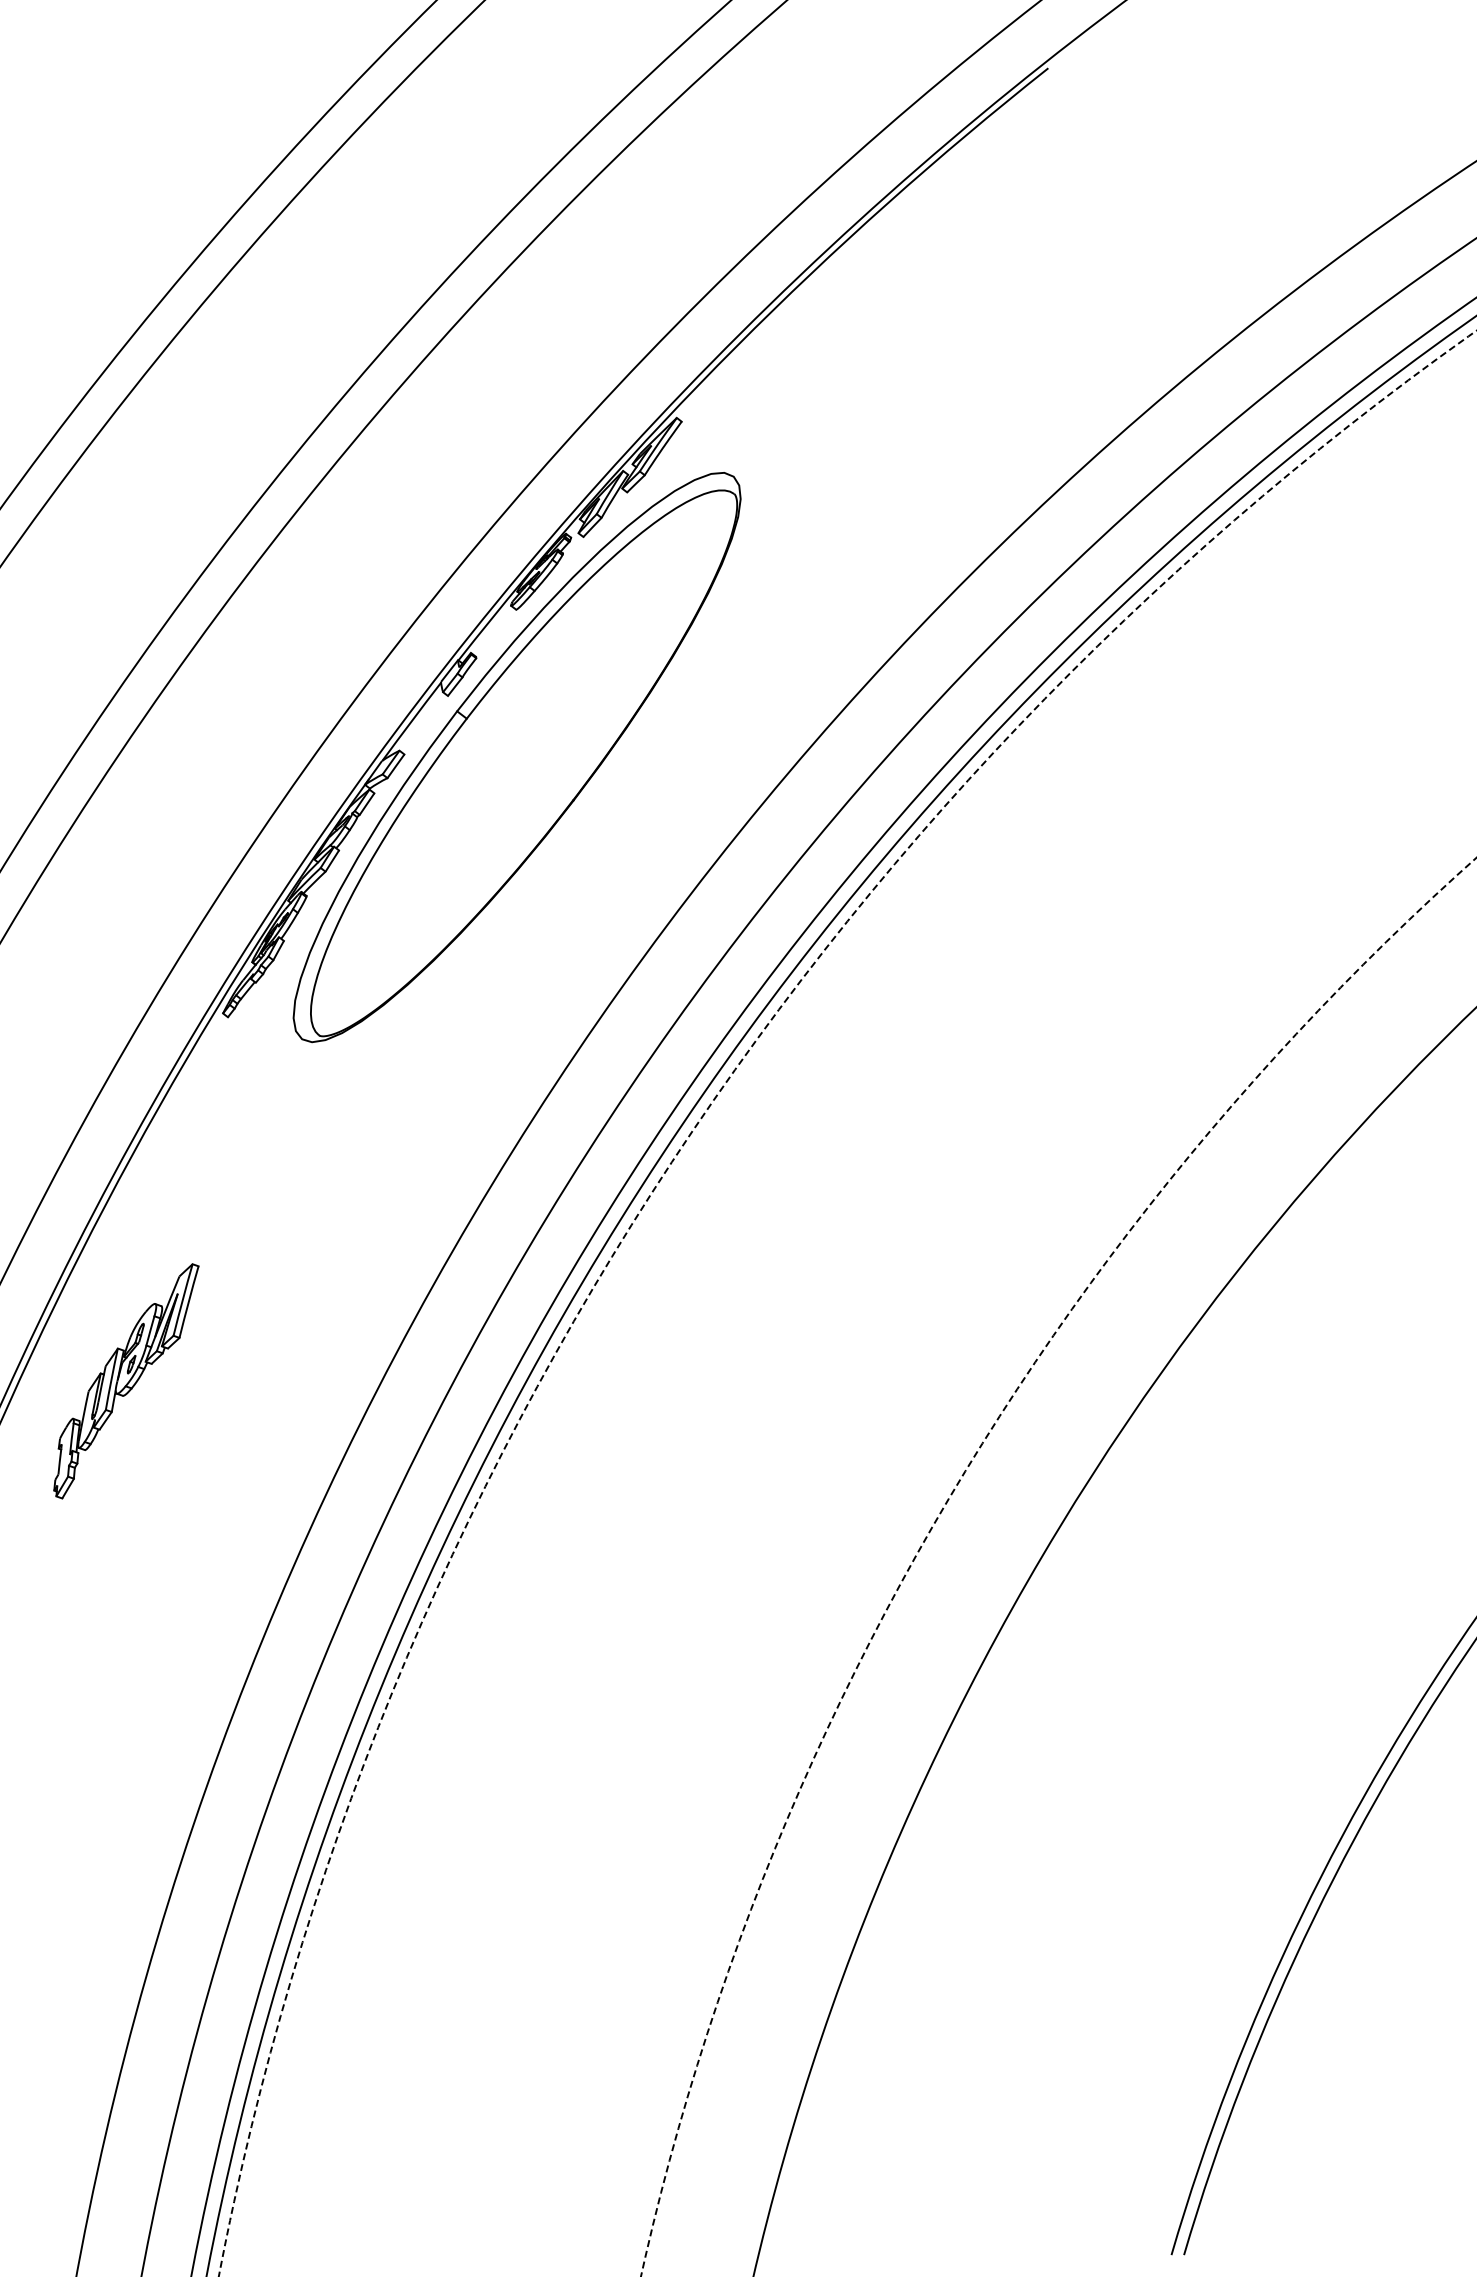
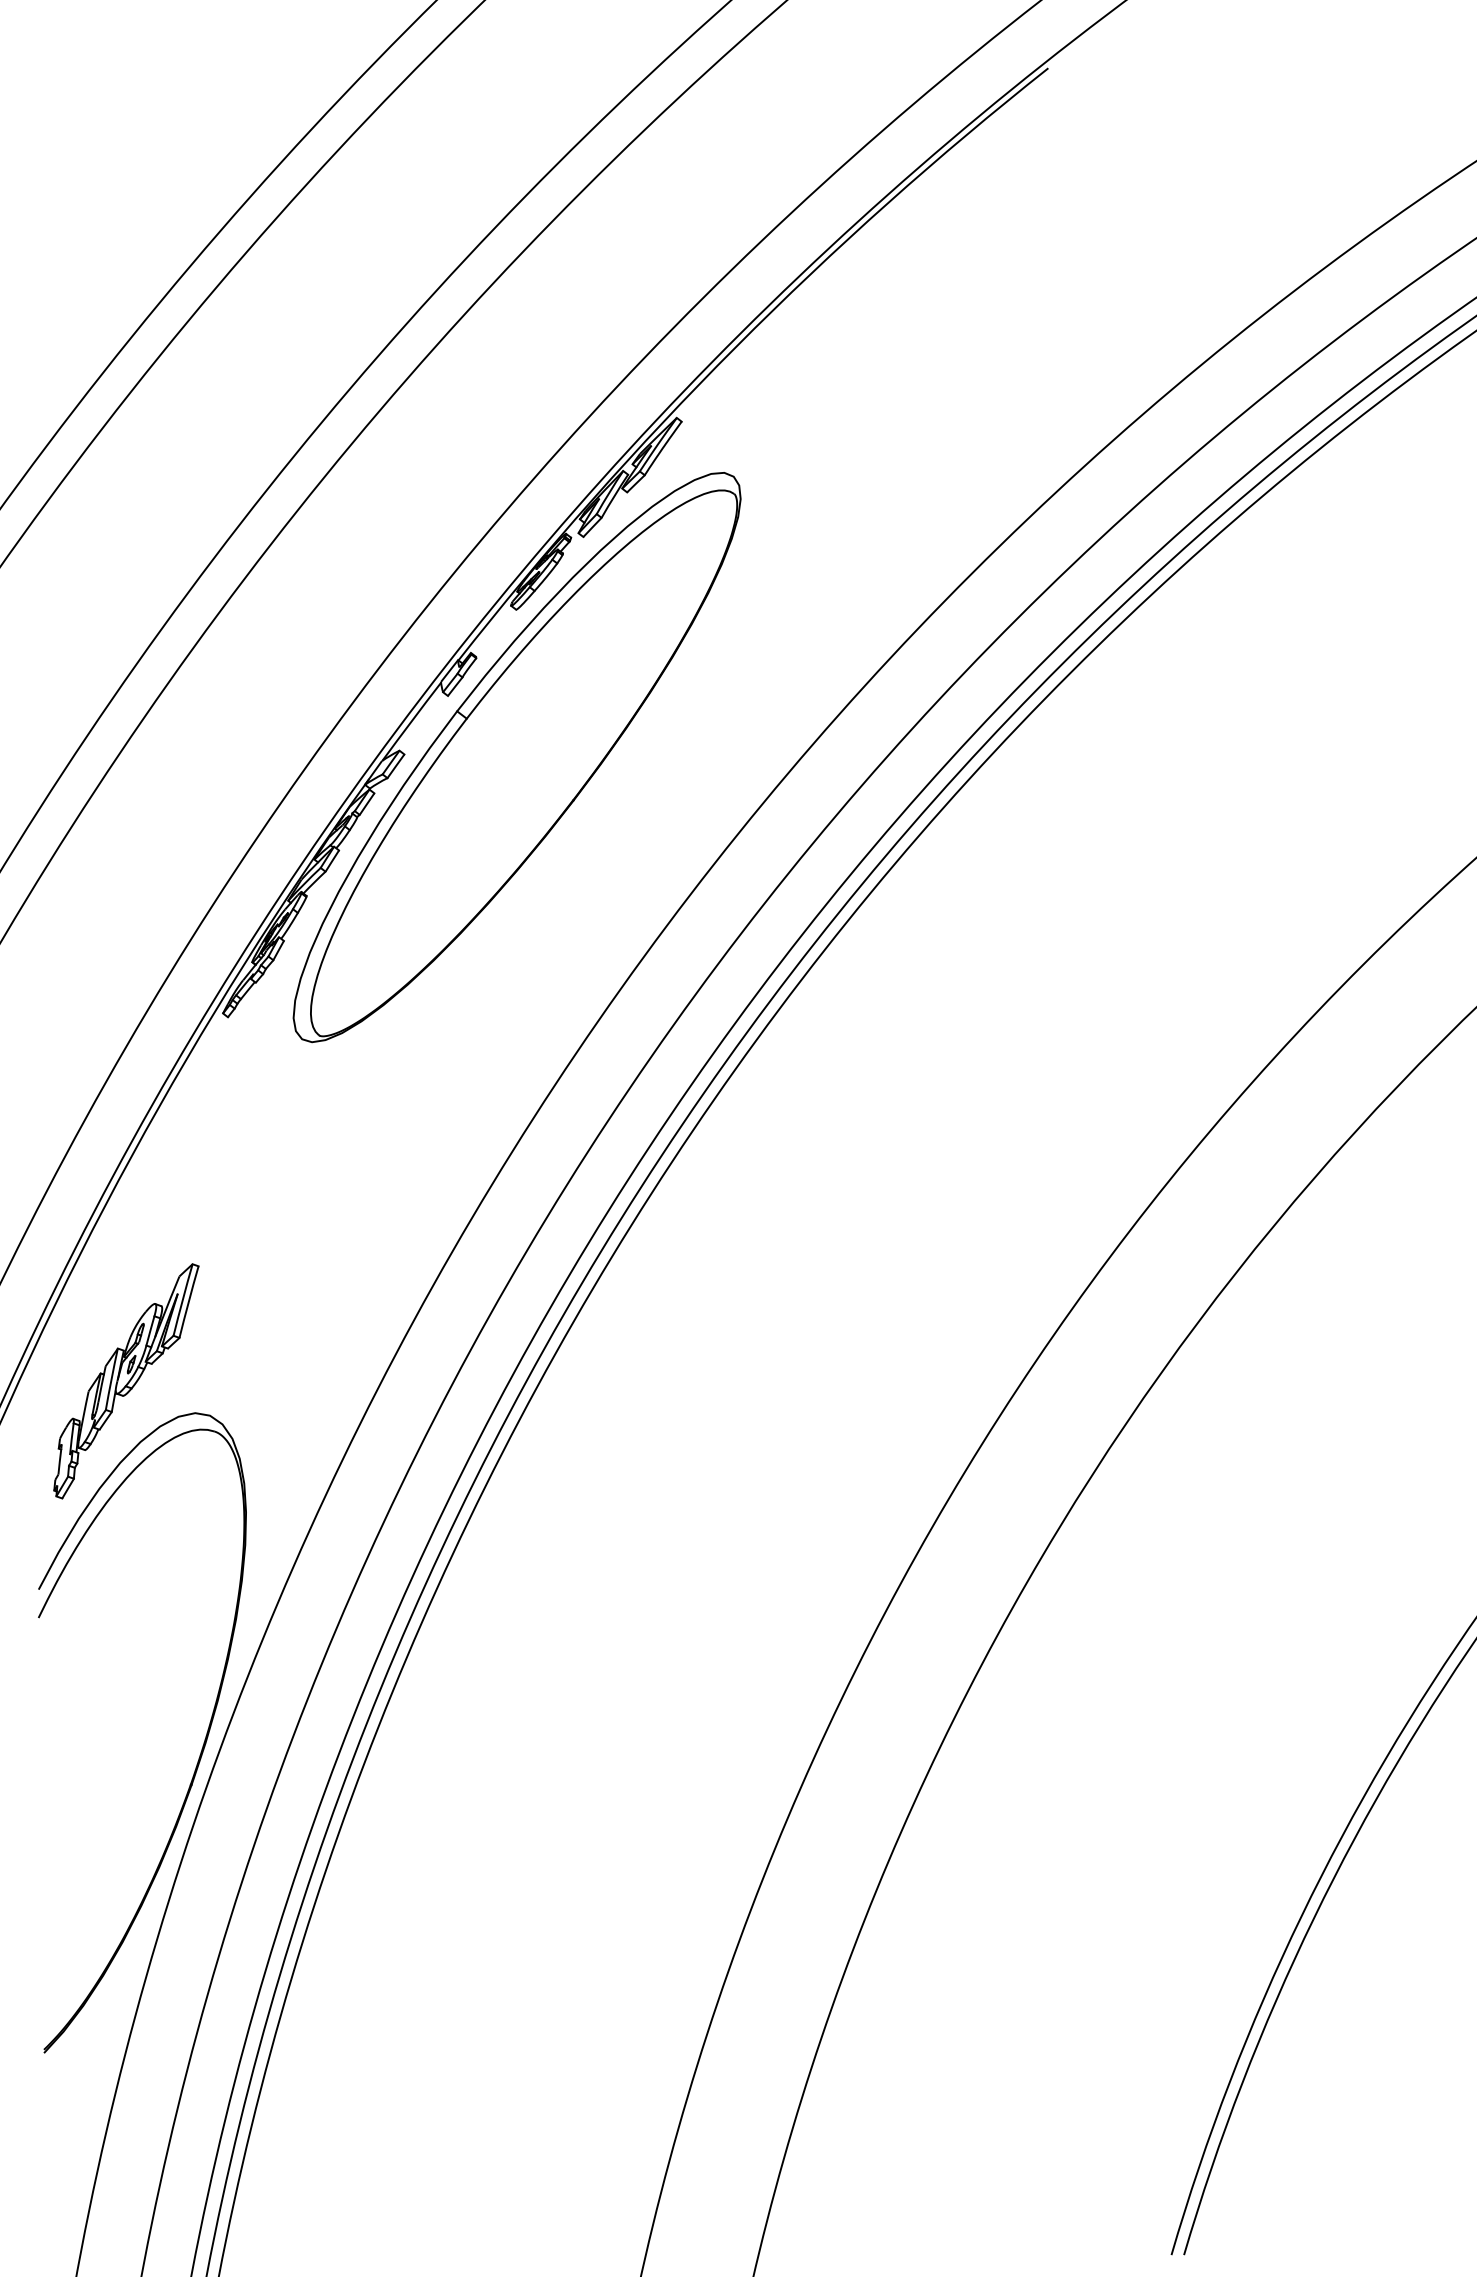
circle: dashed -> solid (847, 1303)
circle: dashed -> solid (1058, 1566)
part: none -> present (201, 1748)
